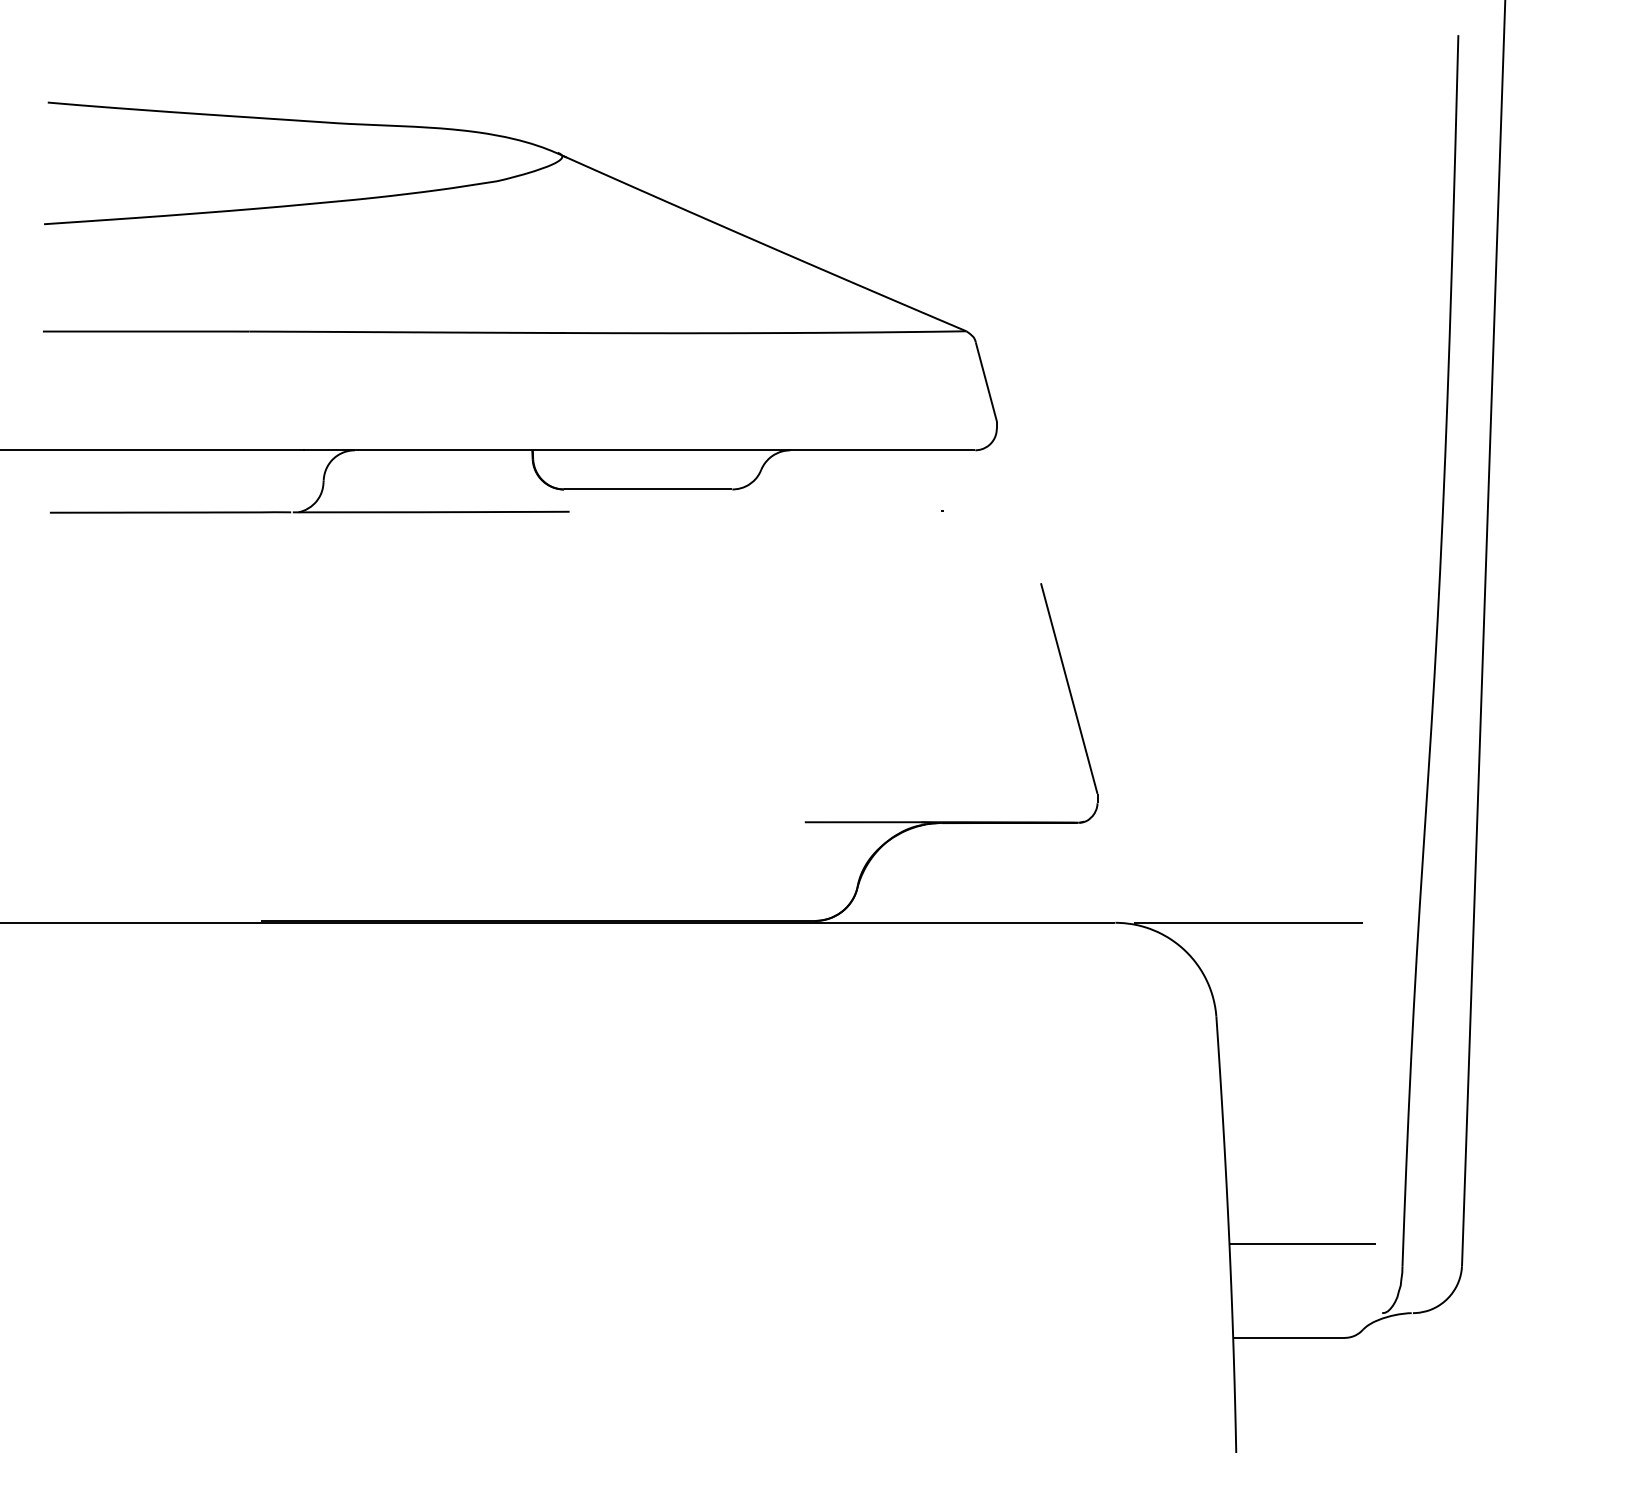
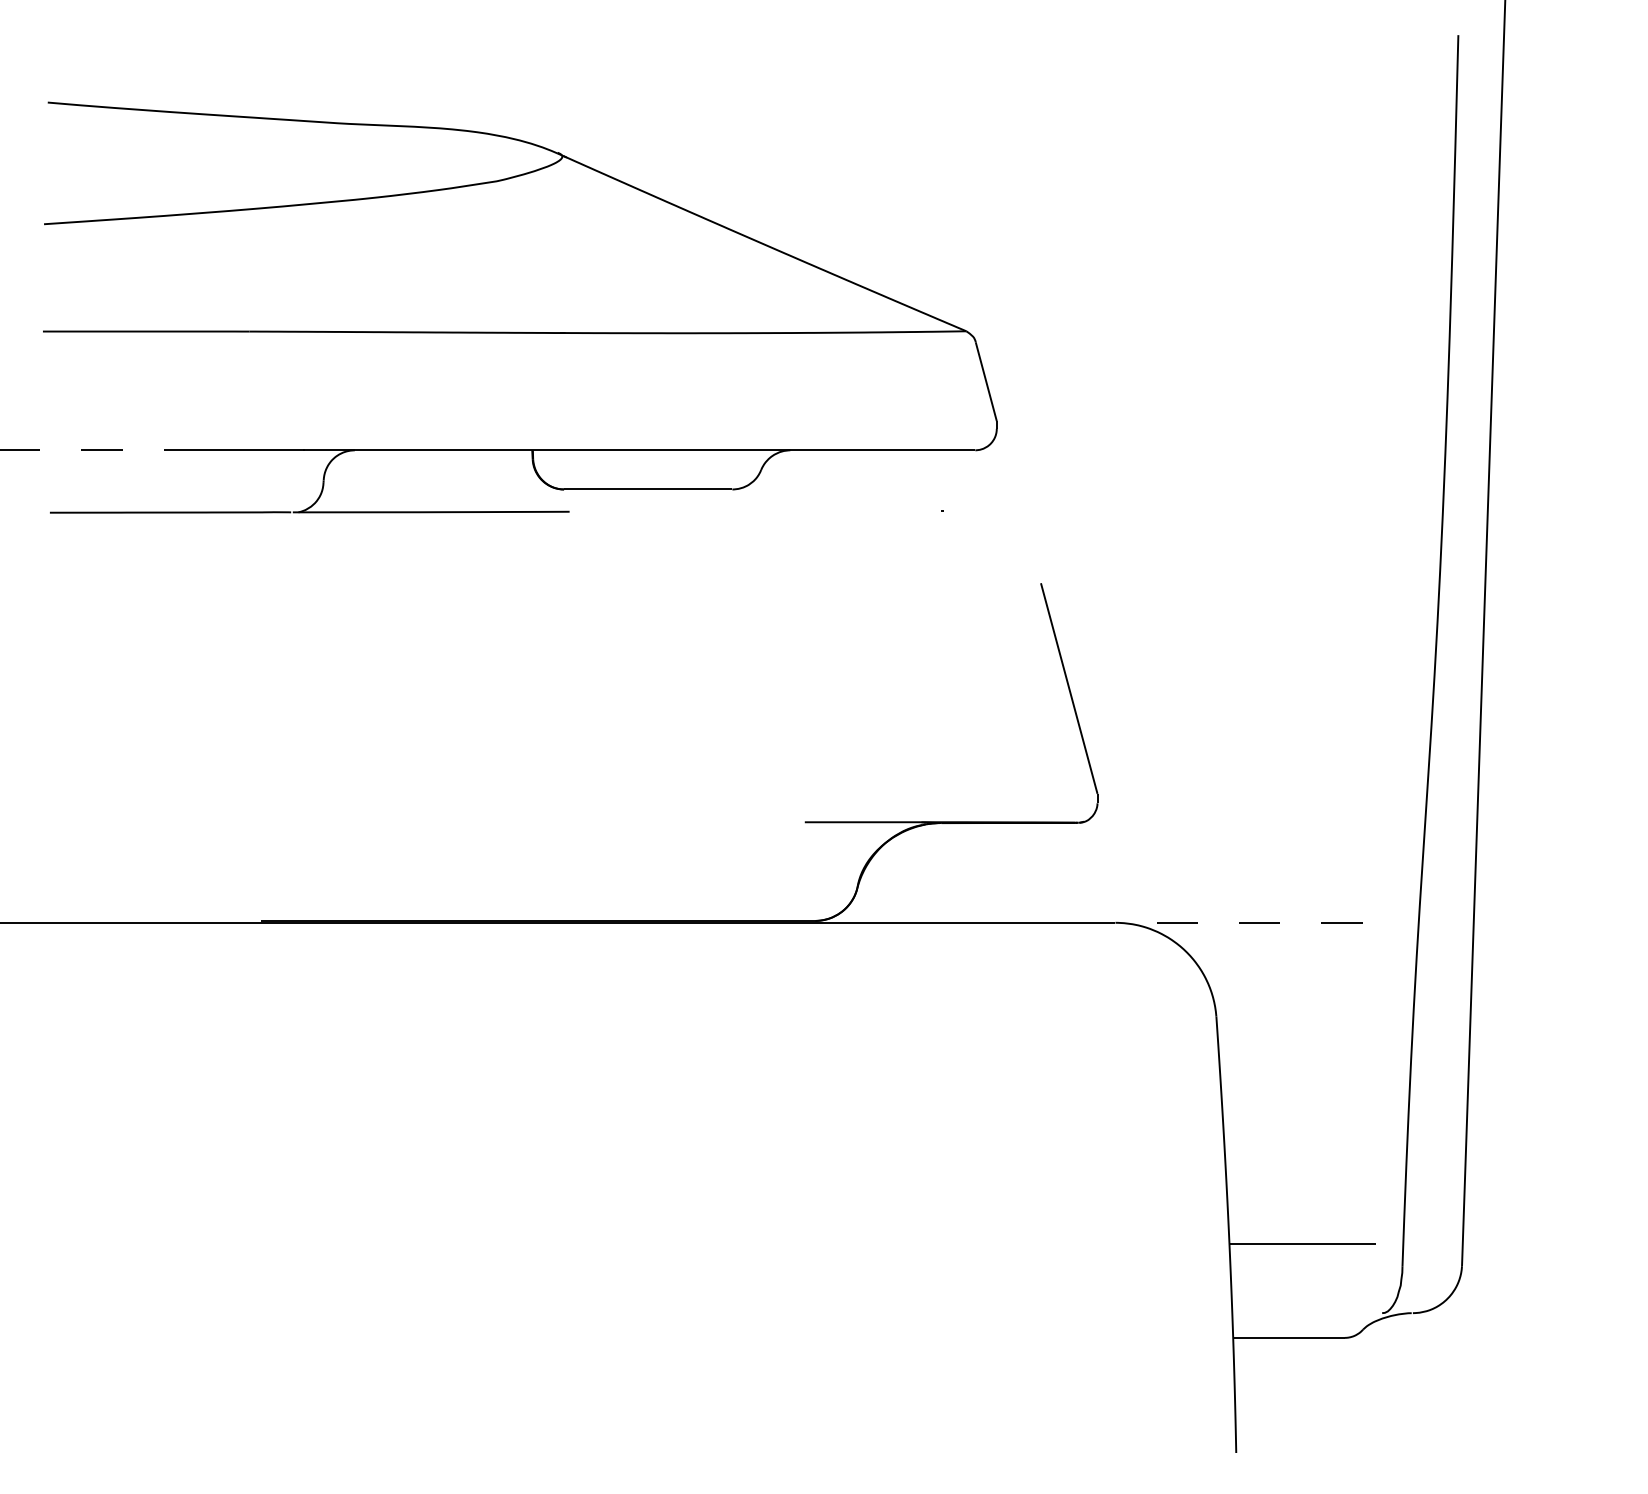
line: solid -> dashed (102, 450)
line: solid -> dashed (1248, 922)
